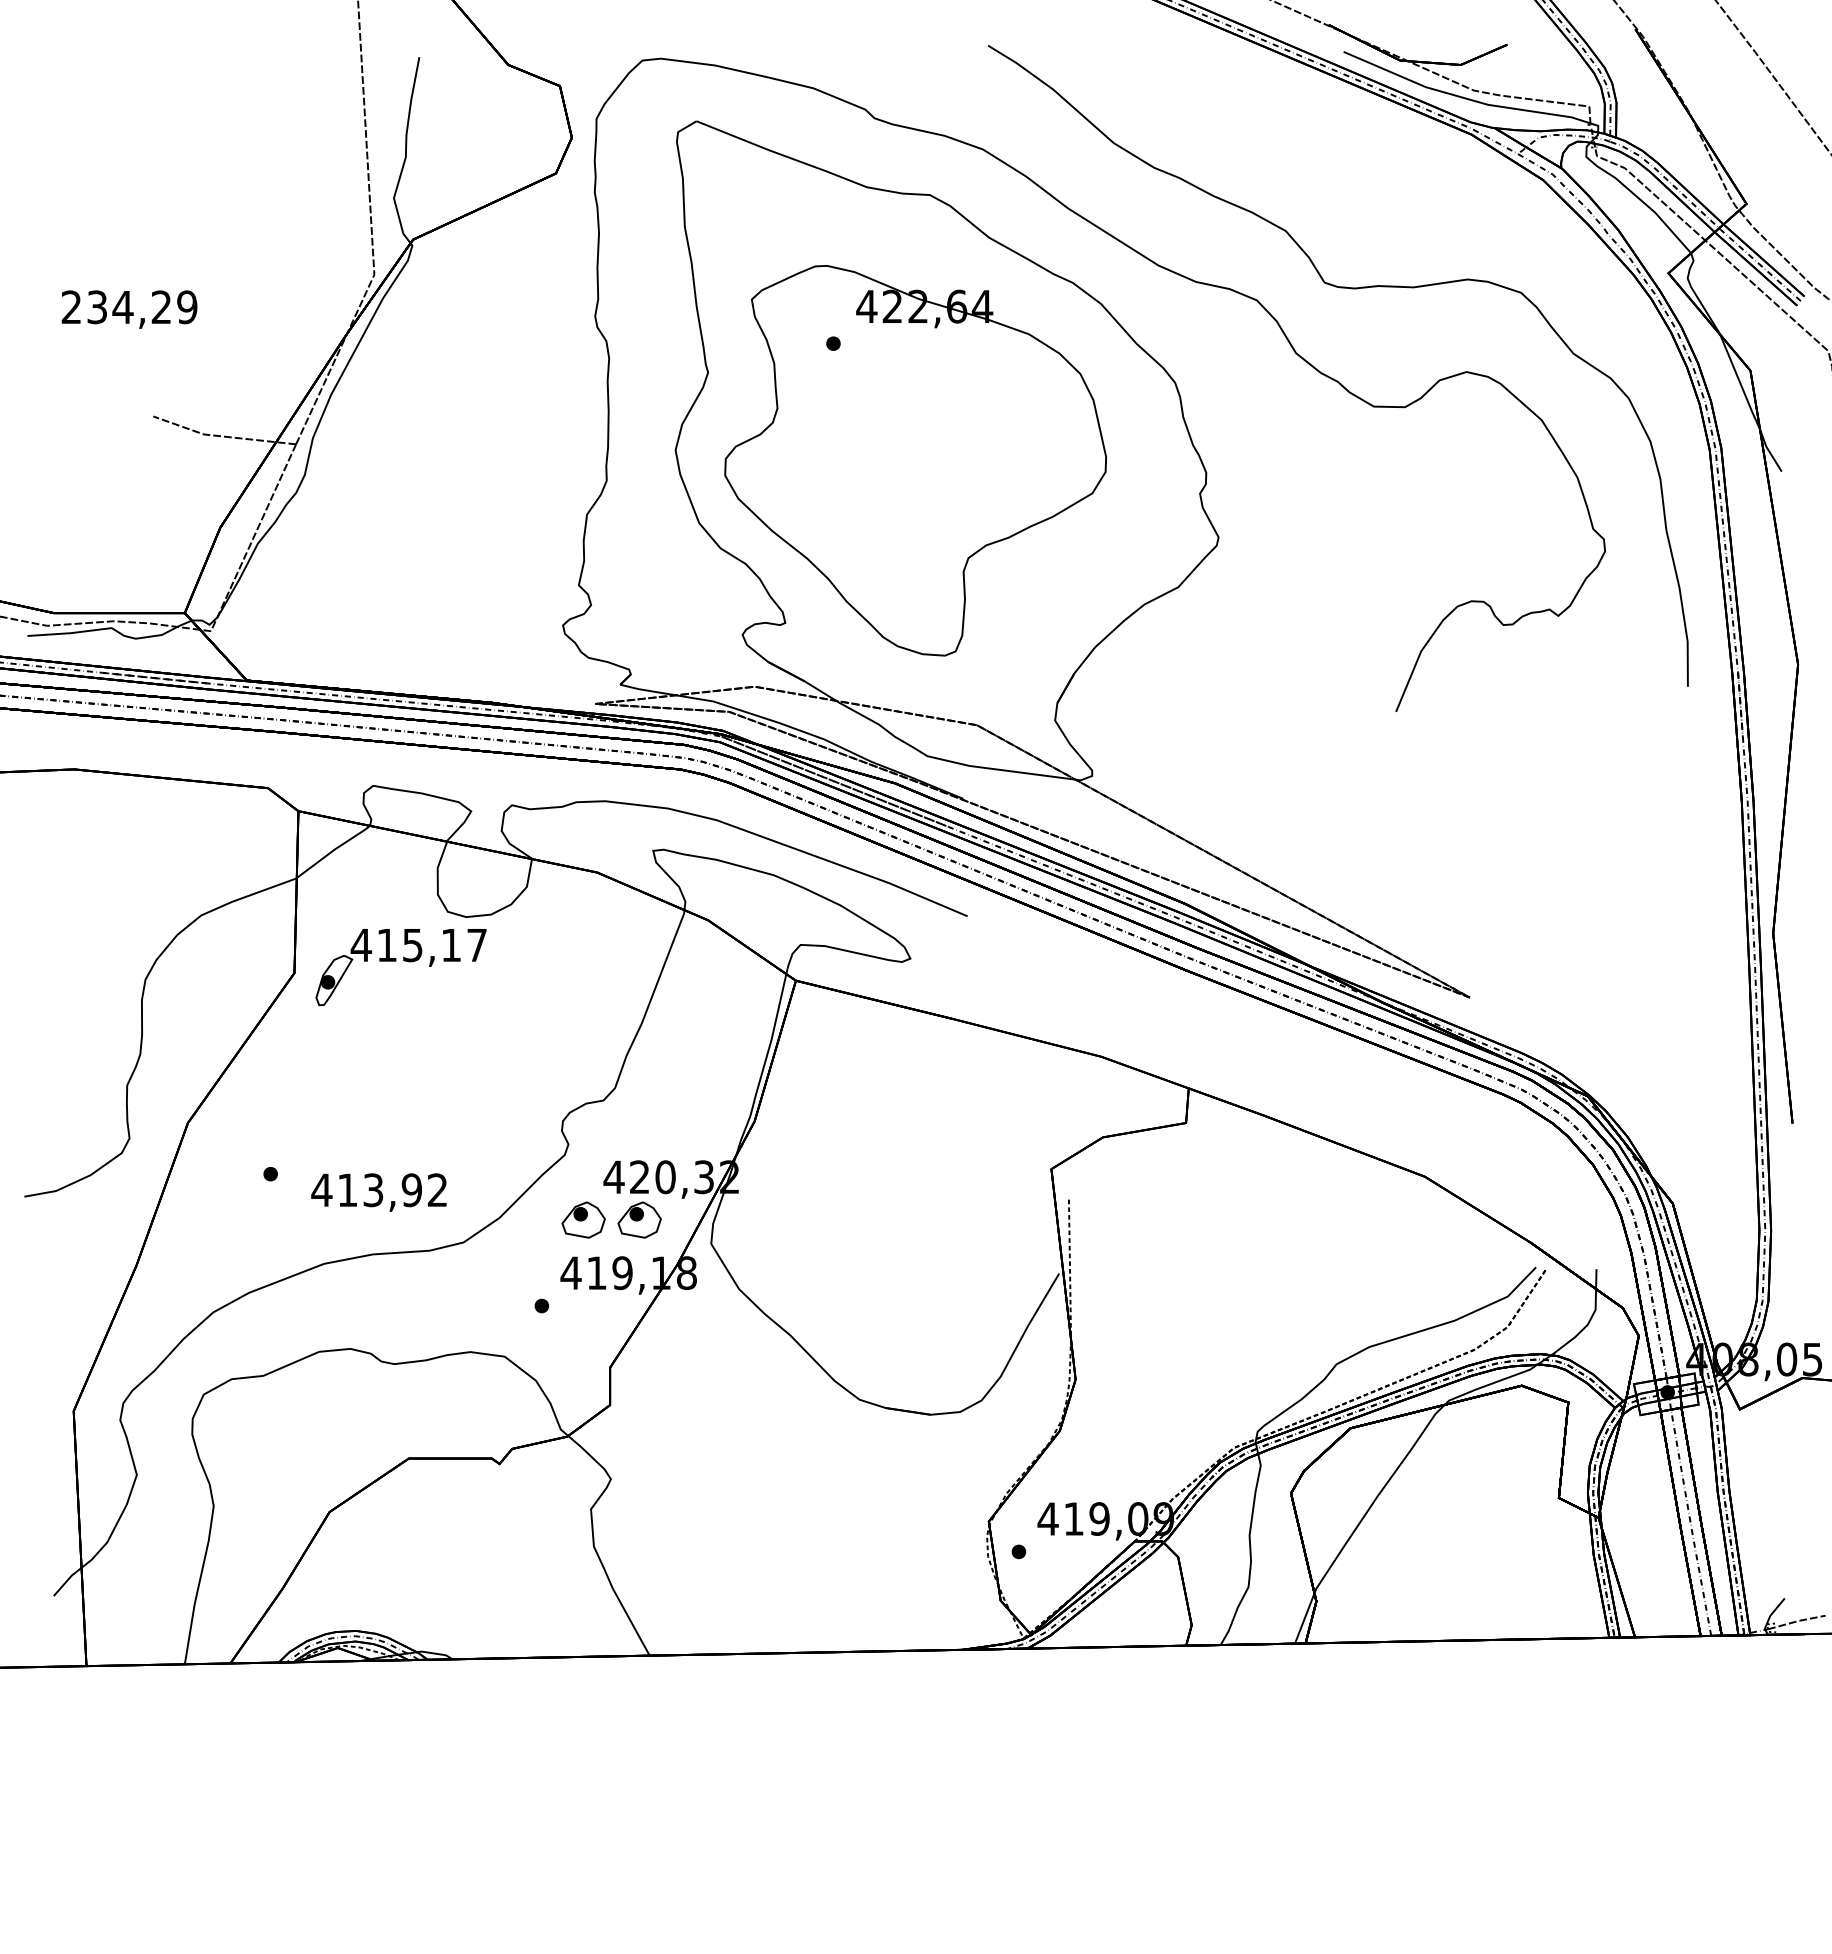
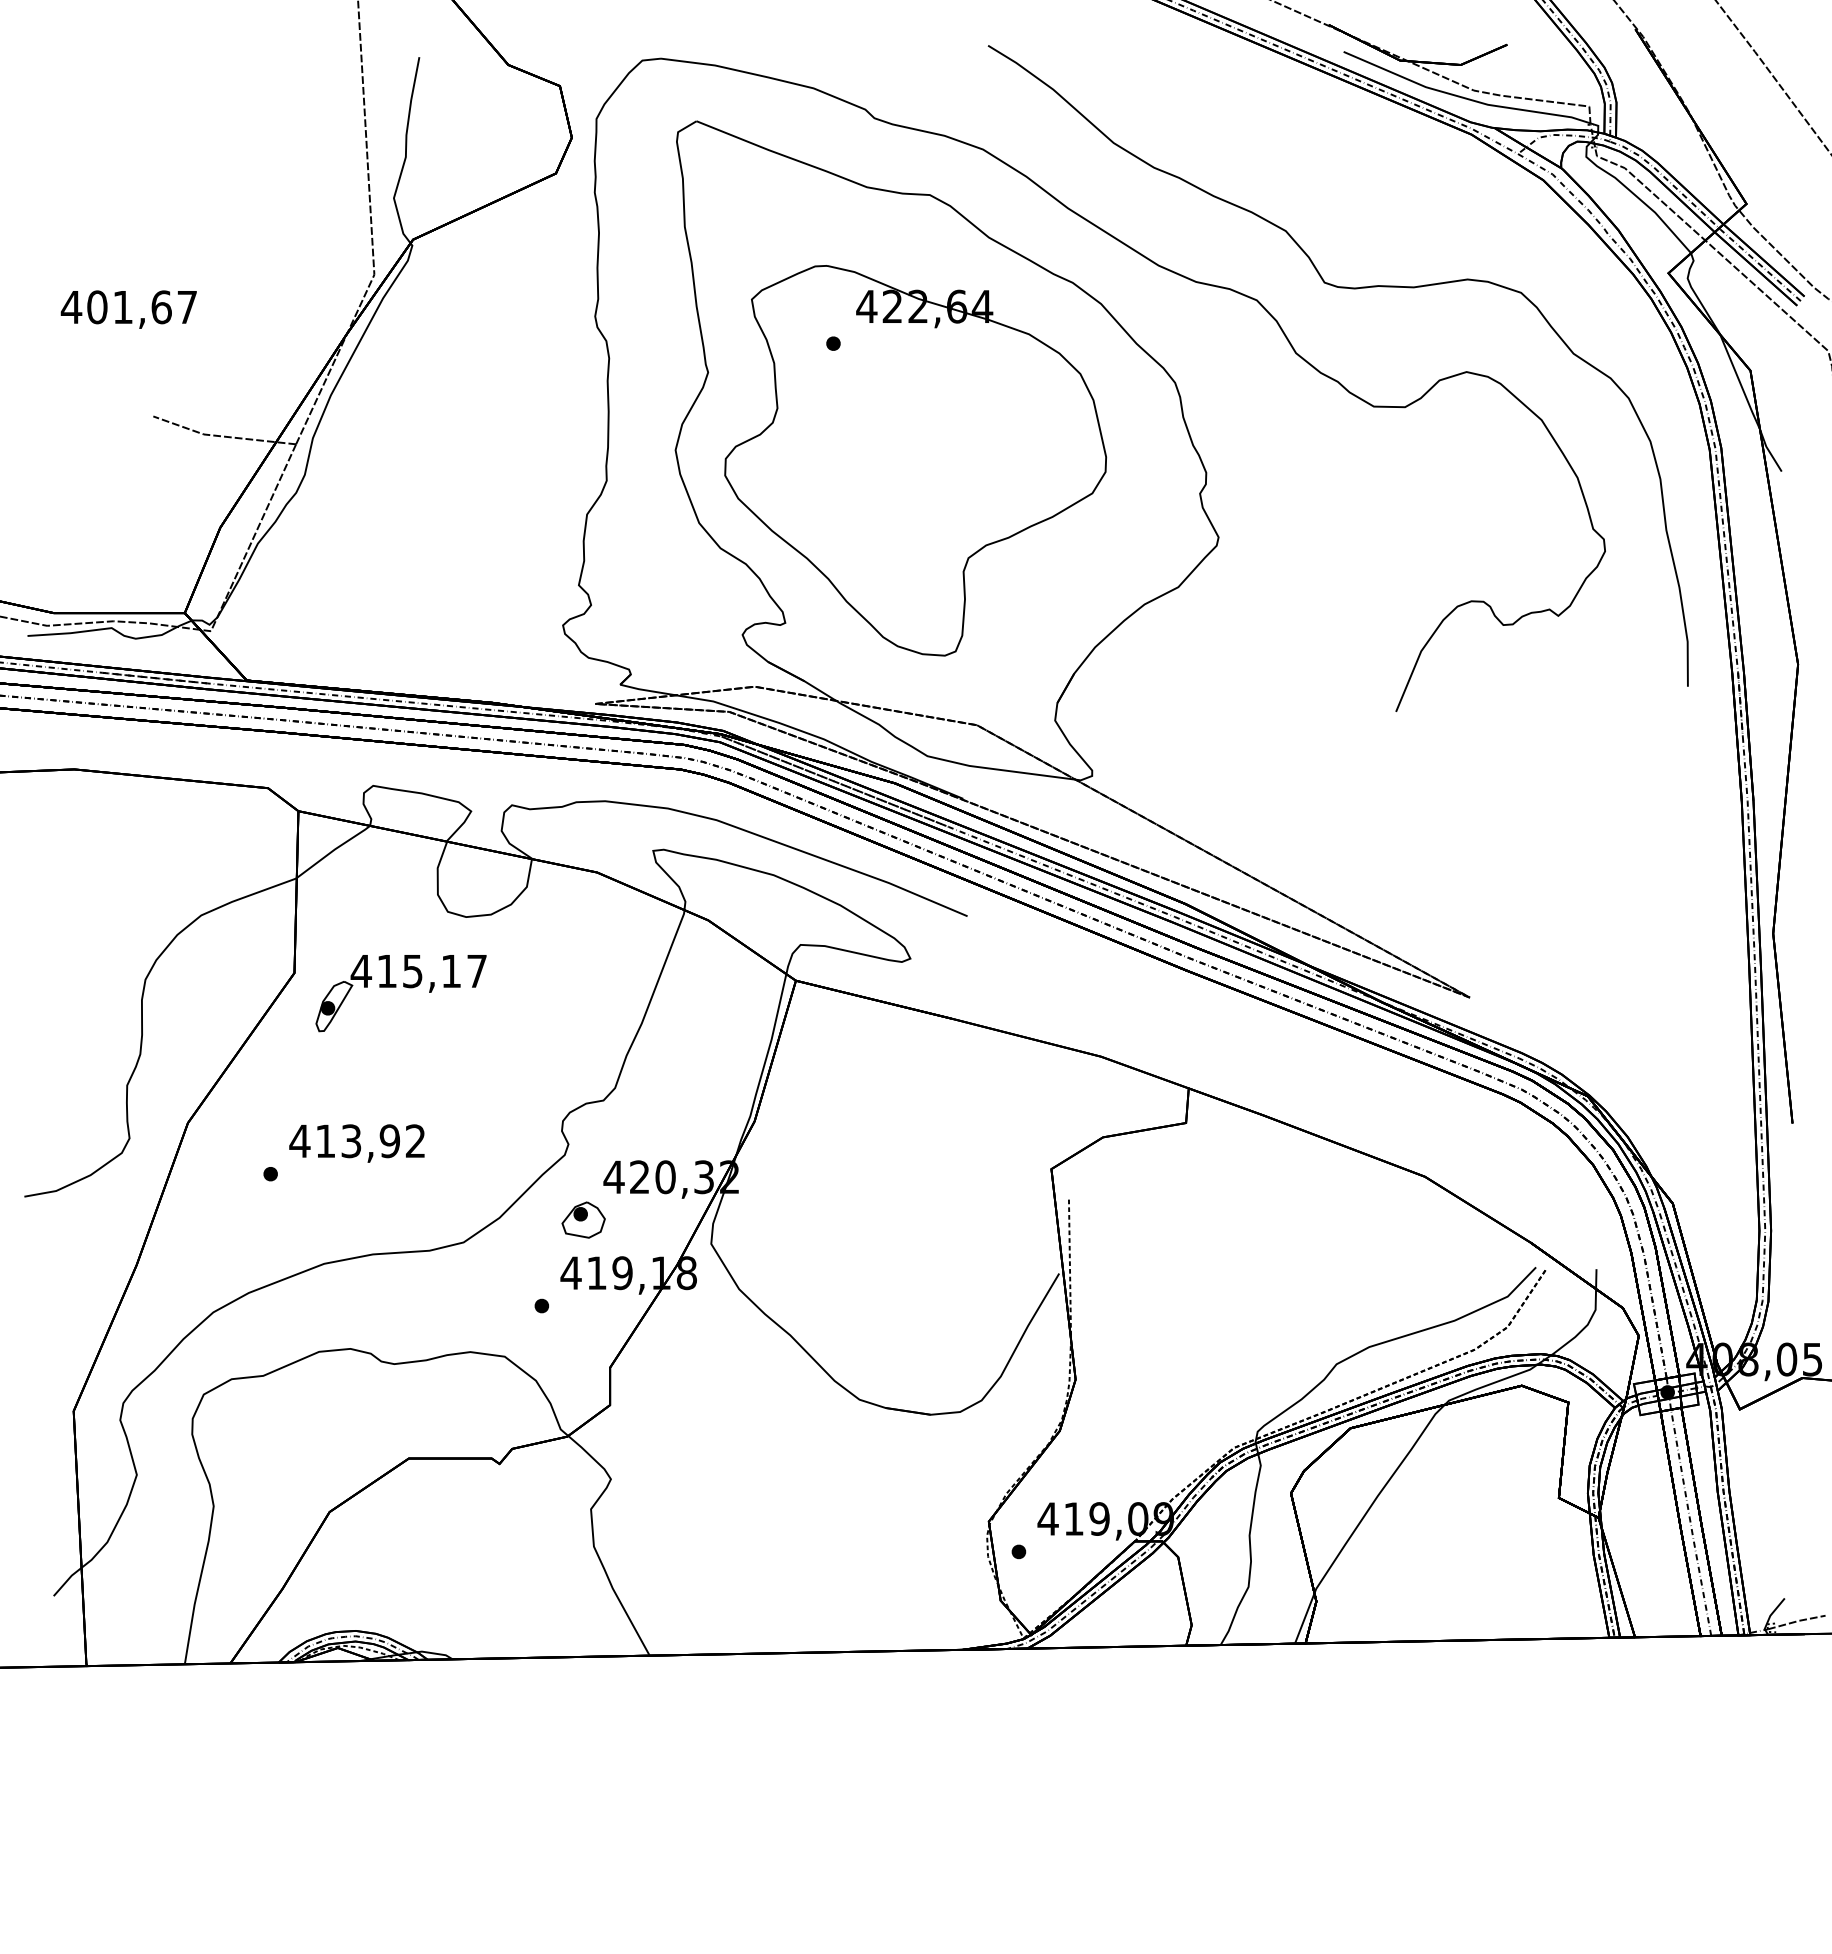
text: 234,29 -> 401,67 (128, 307)
part position: (396, 961) -> (396, 987) (396, 987)
text position: (378, 1192) -> (356, 1143) (356, 1143)
part: present -> none (639, 1219)
